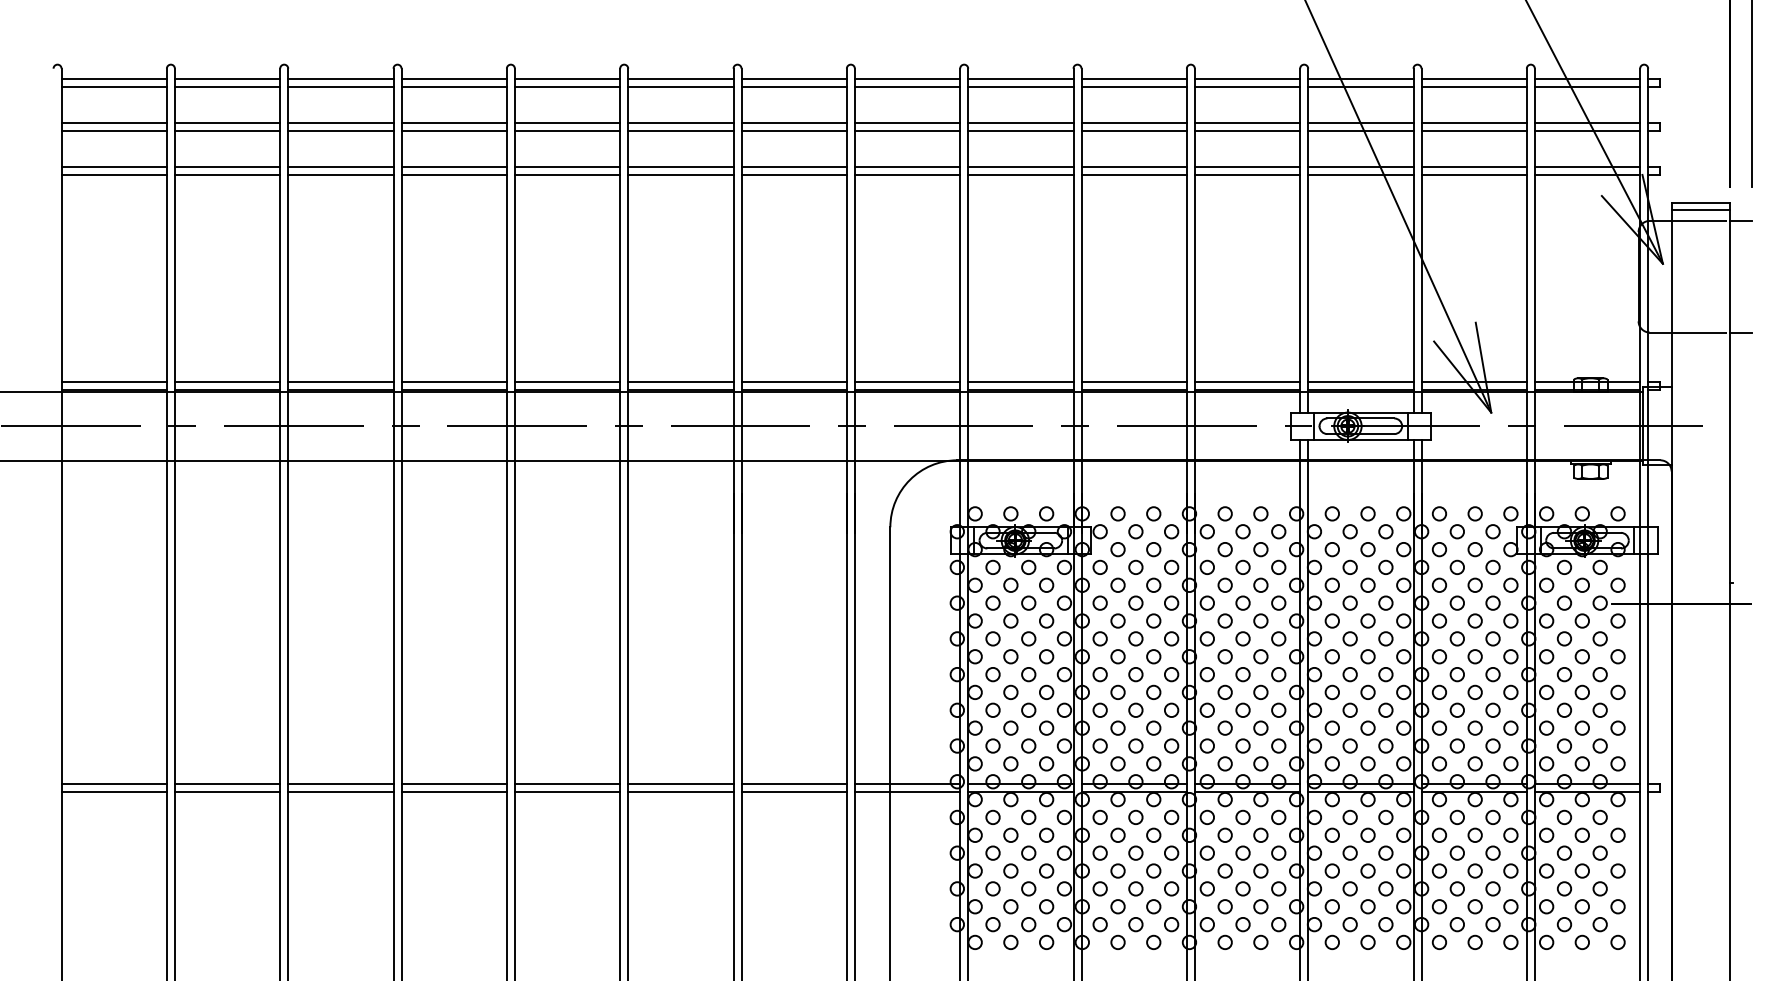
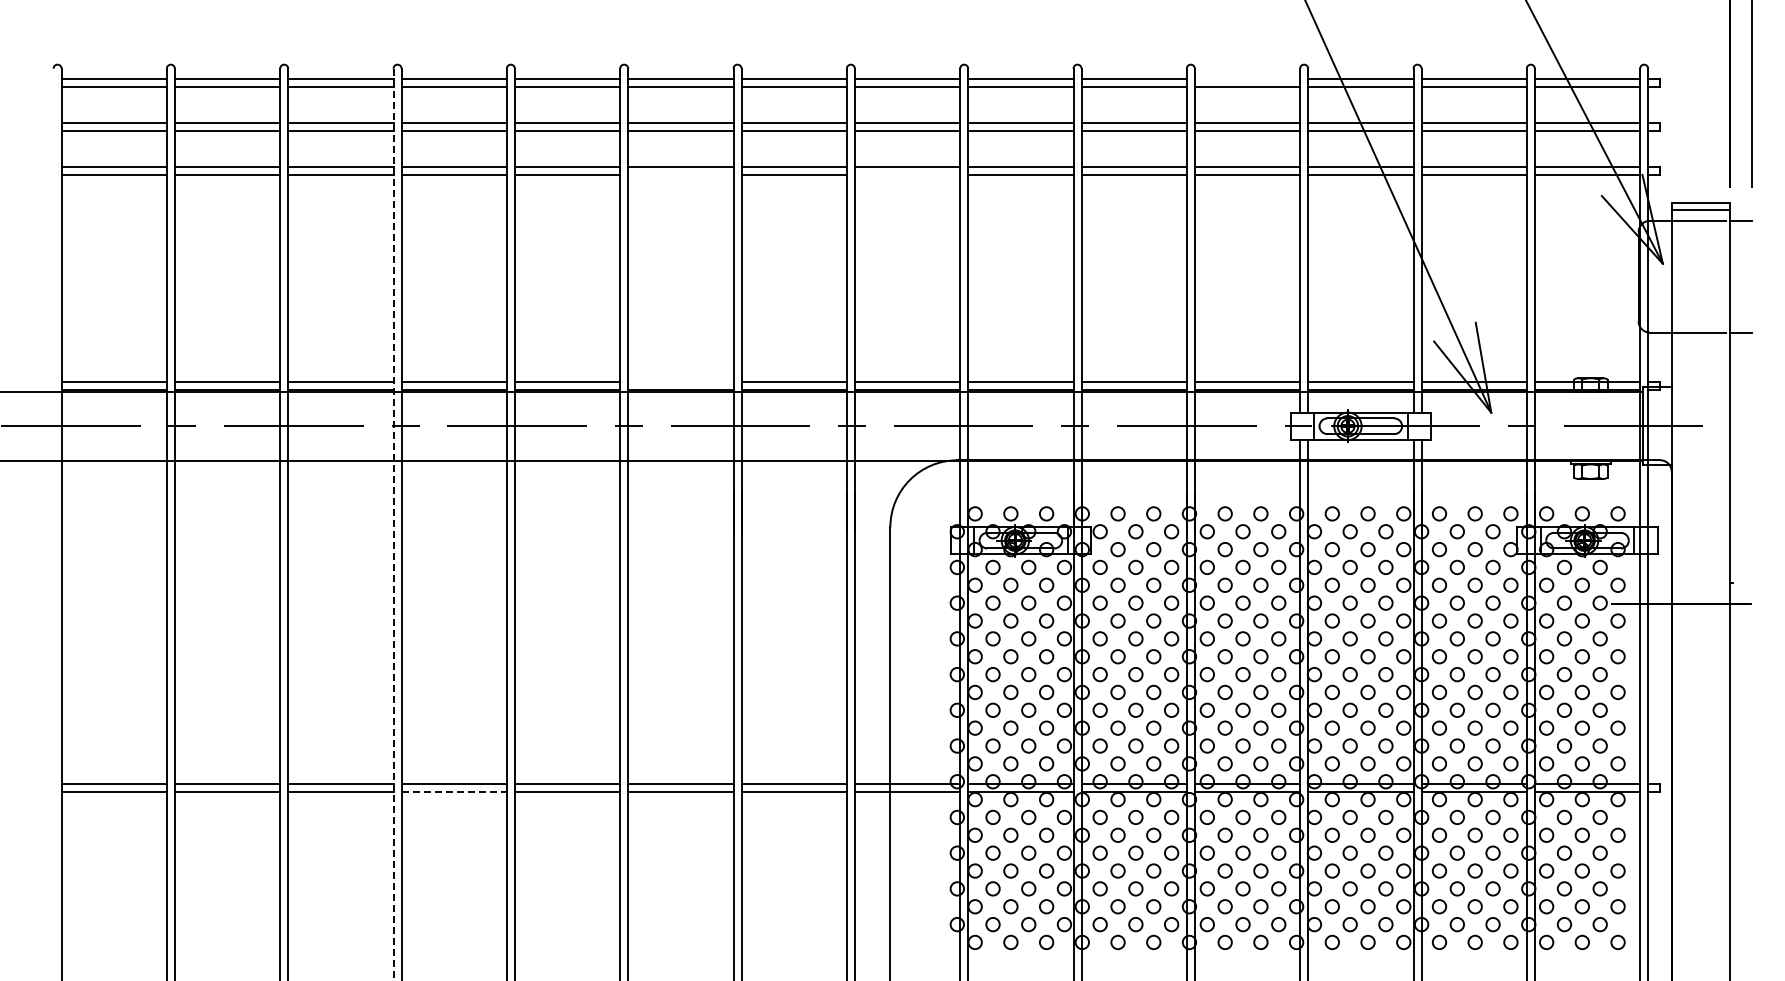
line: present -> none (1247, 79)
line: present -> none (680, 174)
line: present -> none (907, 174)
line: present -> none (680, 382)
line: solid -> dashed (393, 524)
line: solid -> dashed (454, 792)
